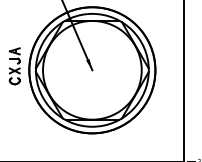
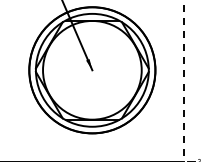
part: present -> none (14, 66)
line: solid -> dashed (184, 81)
